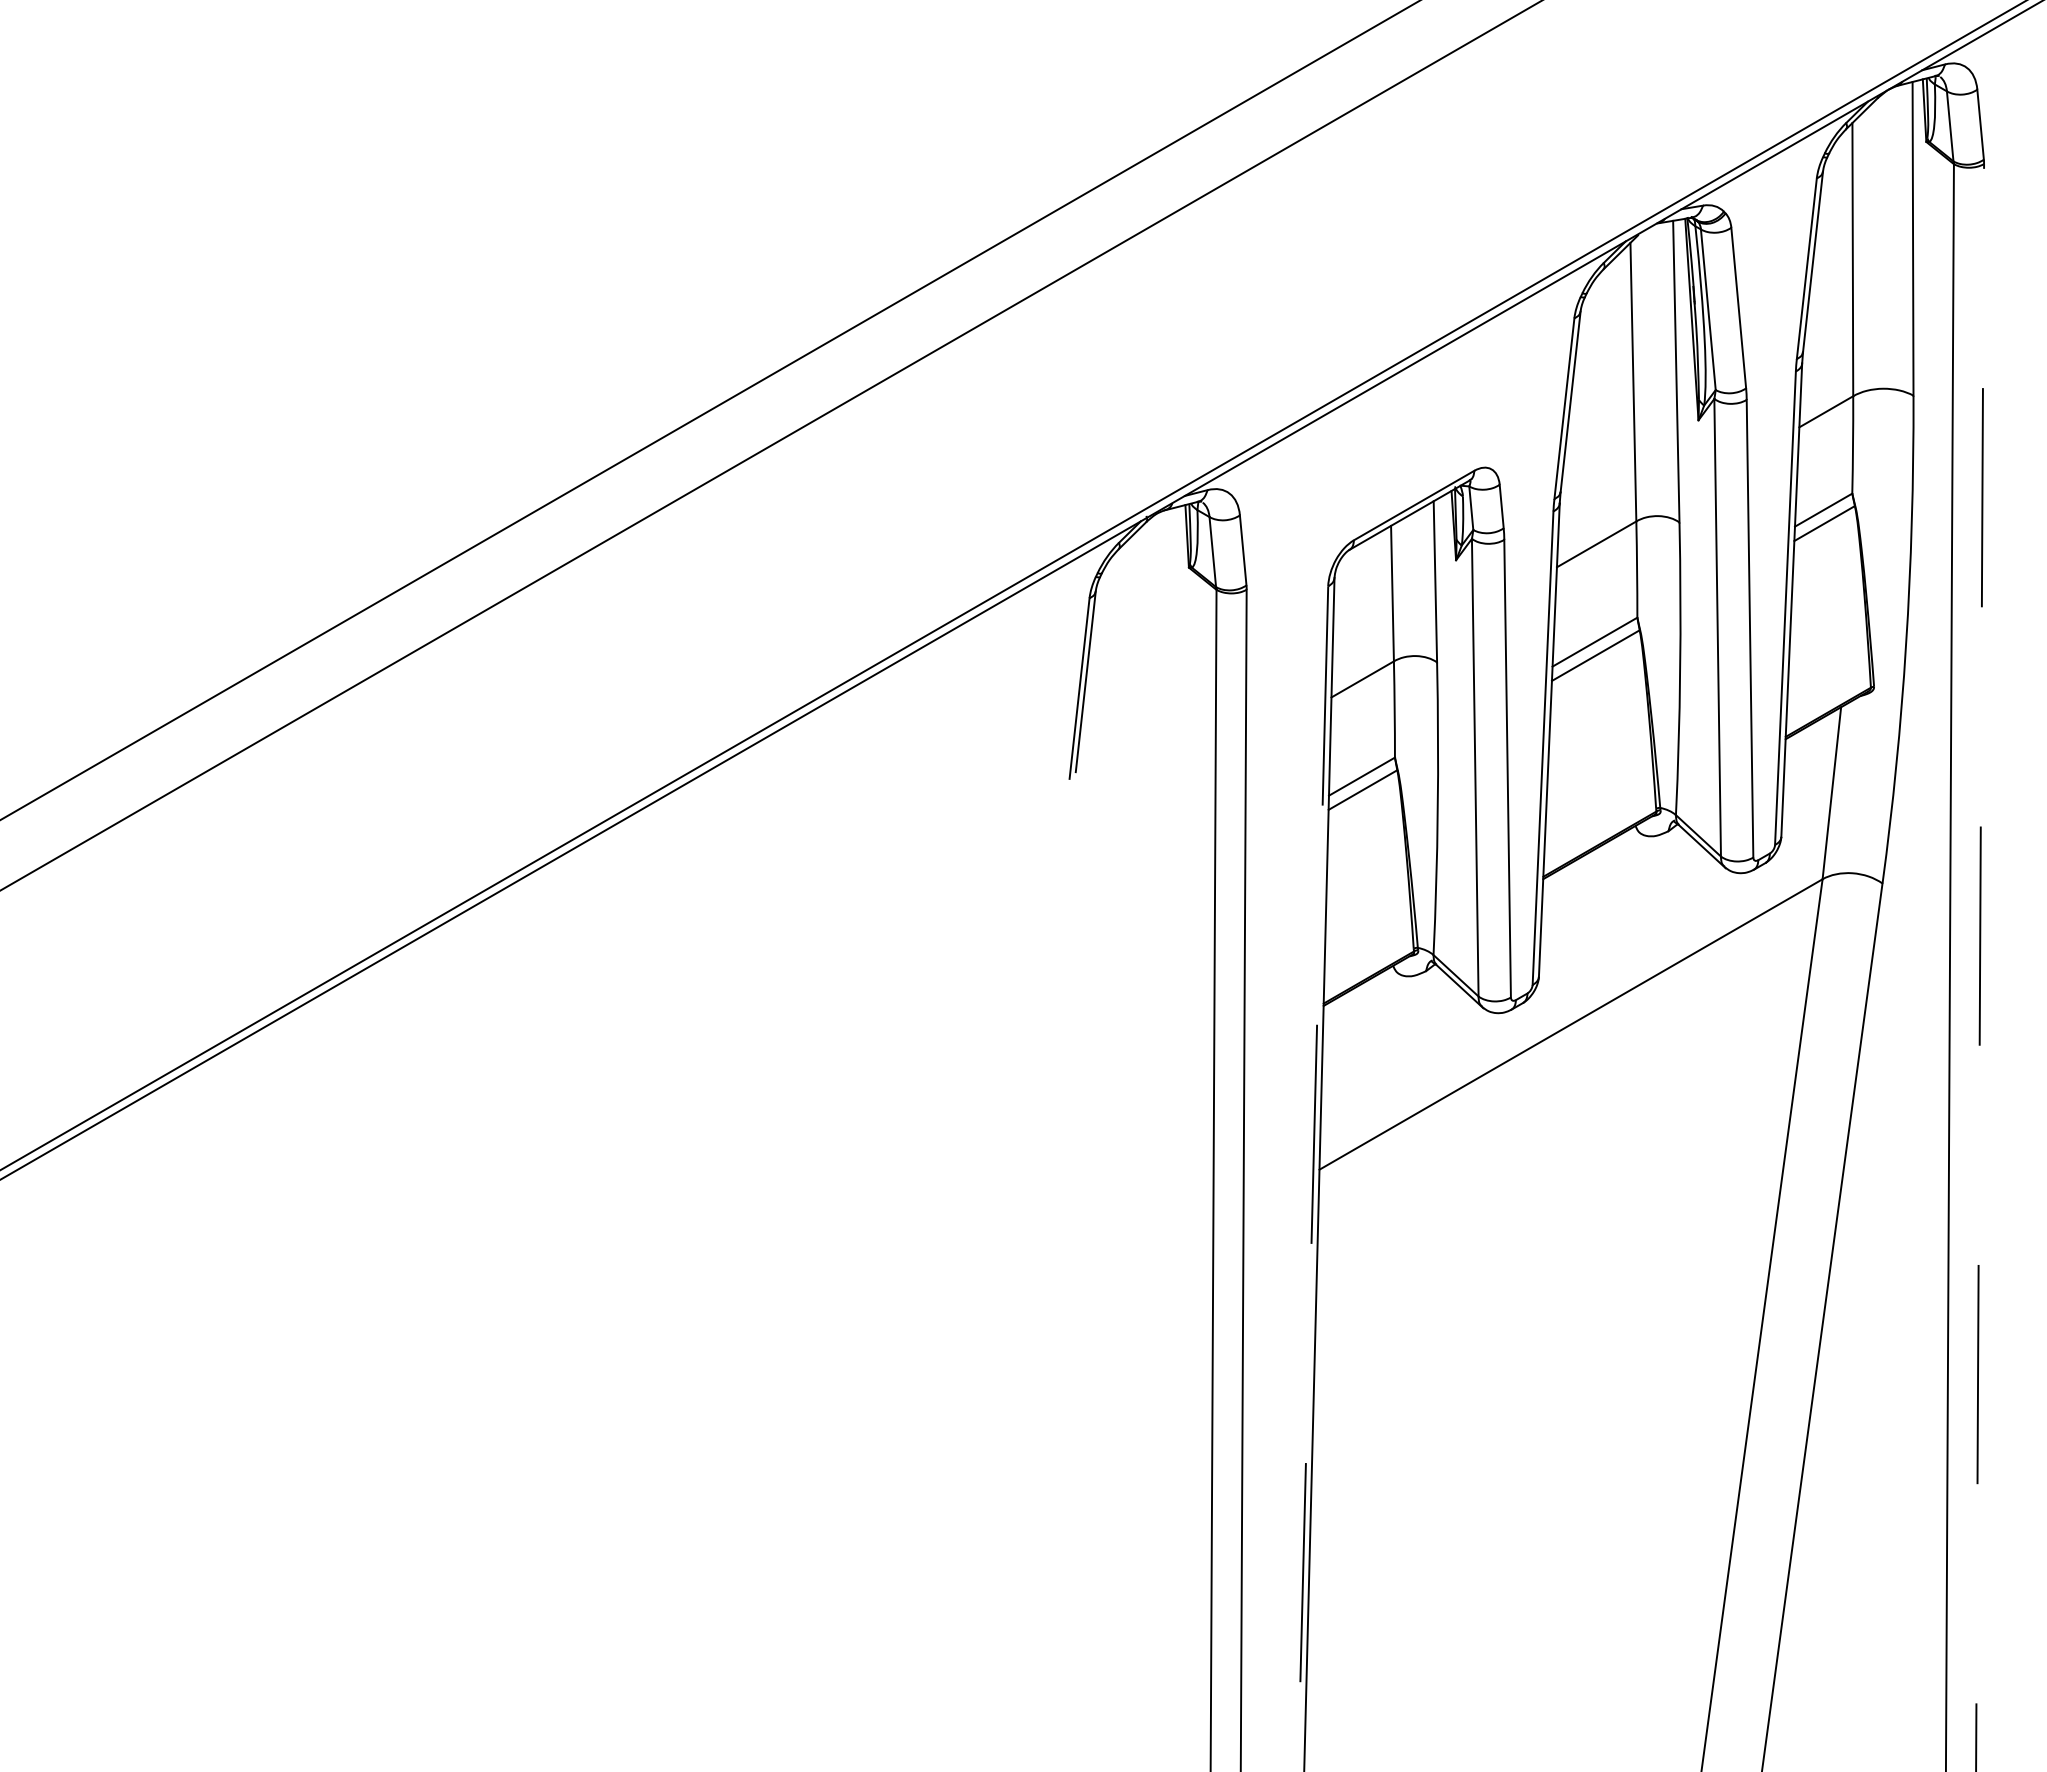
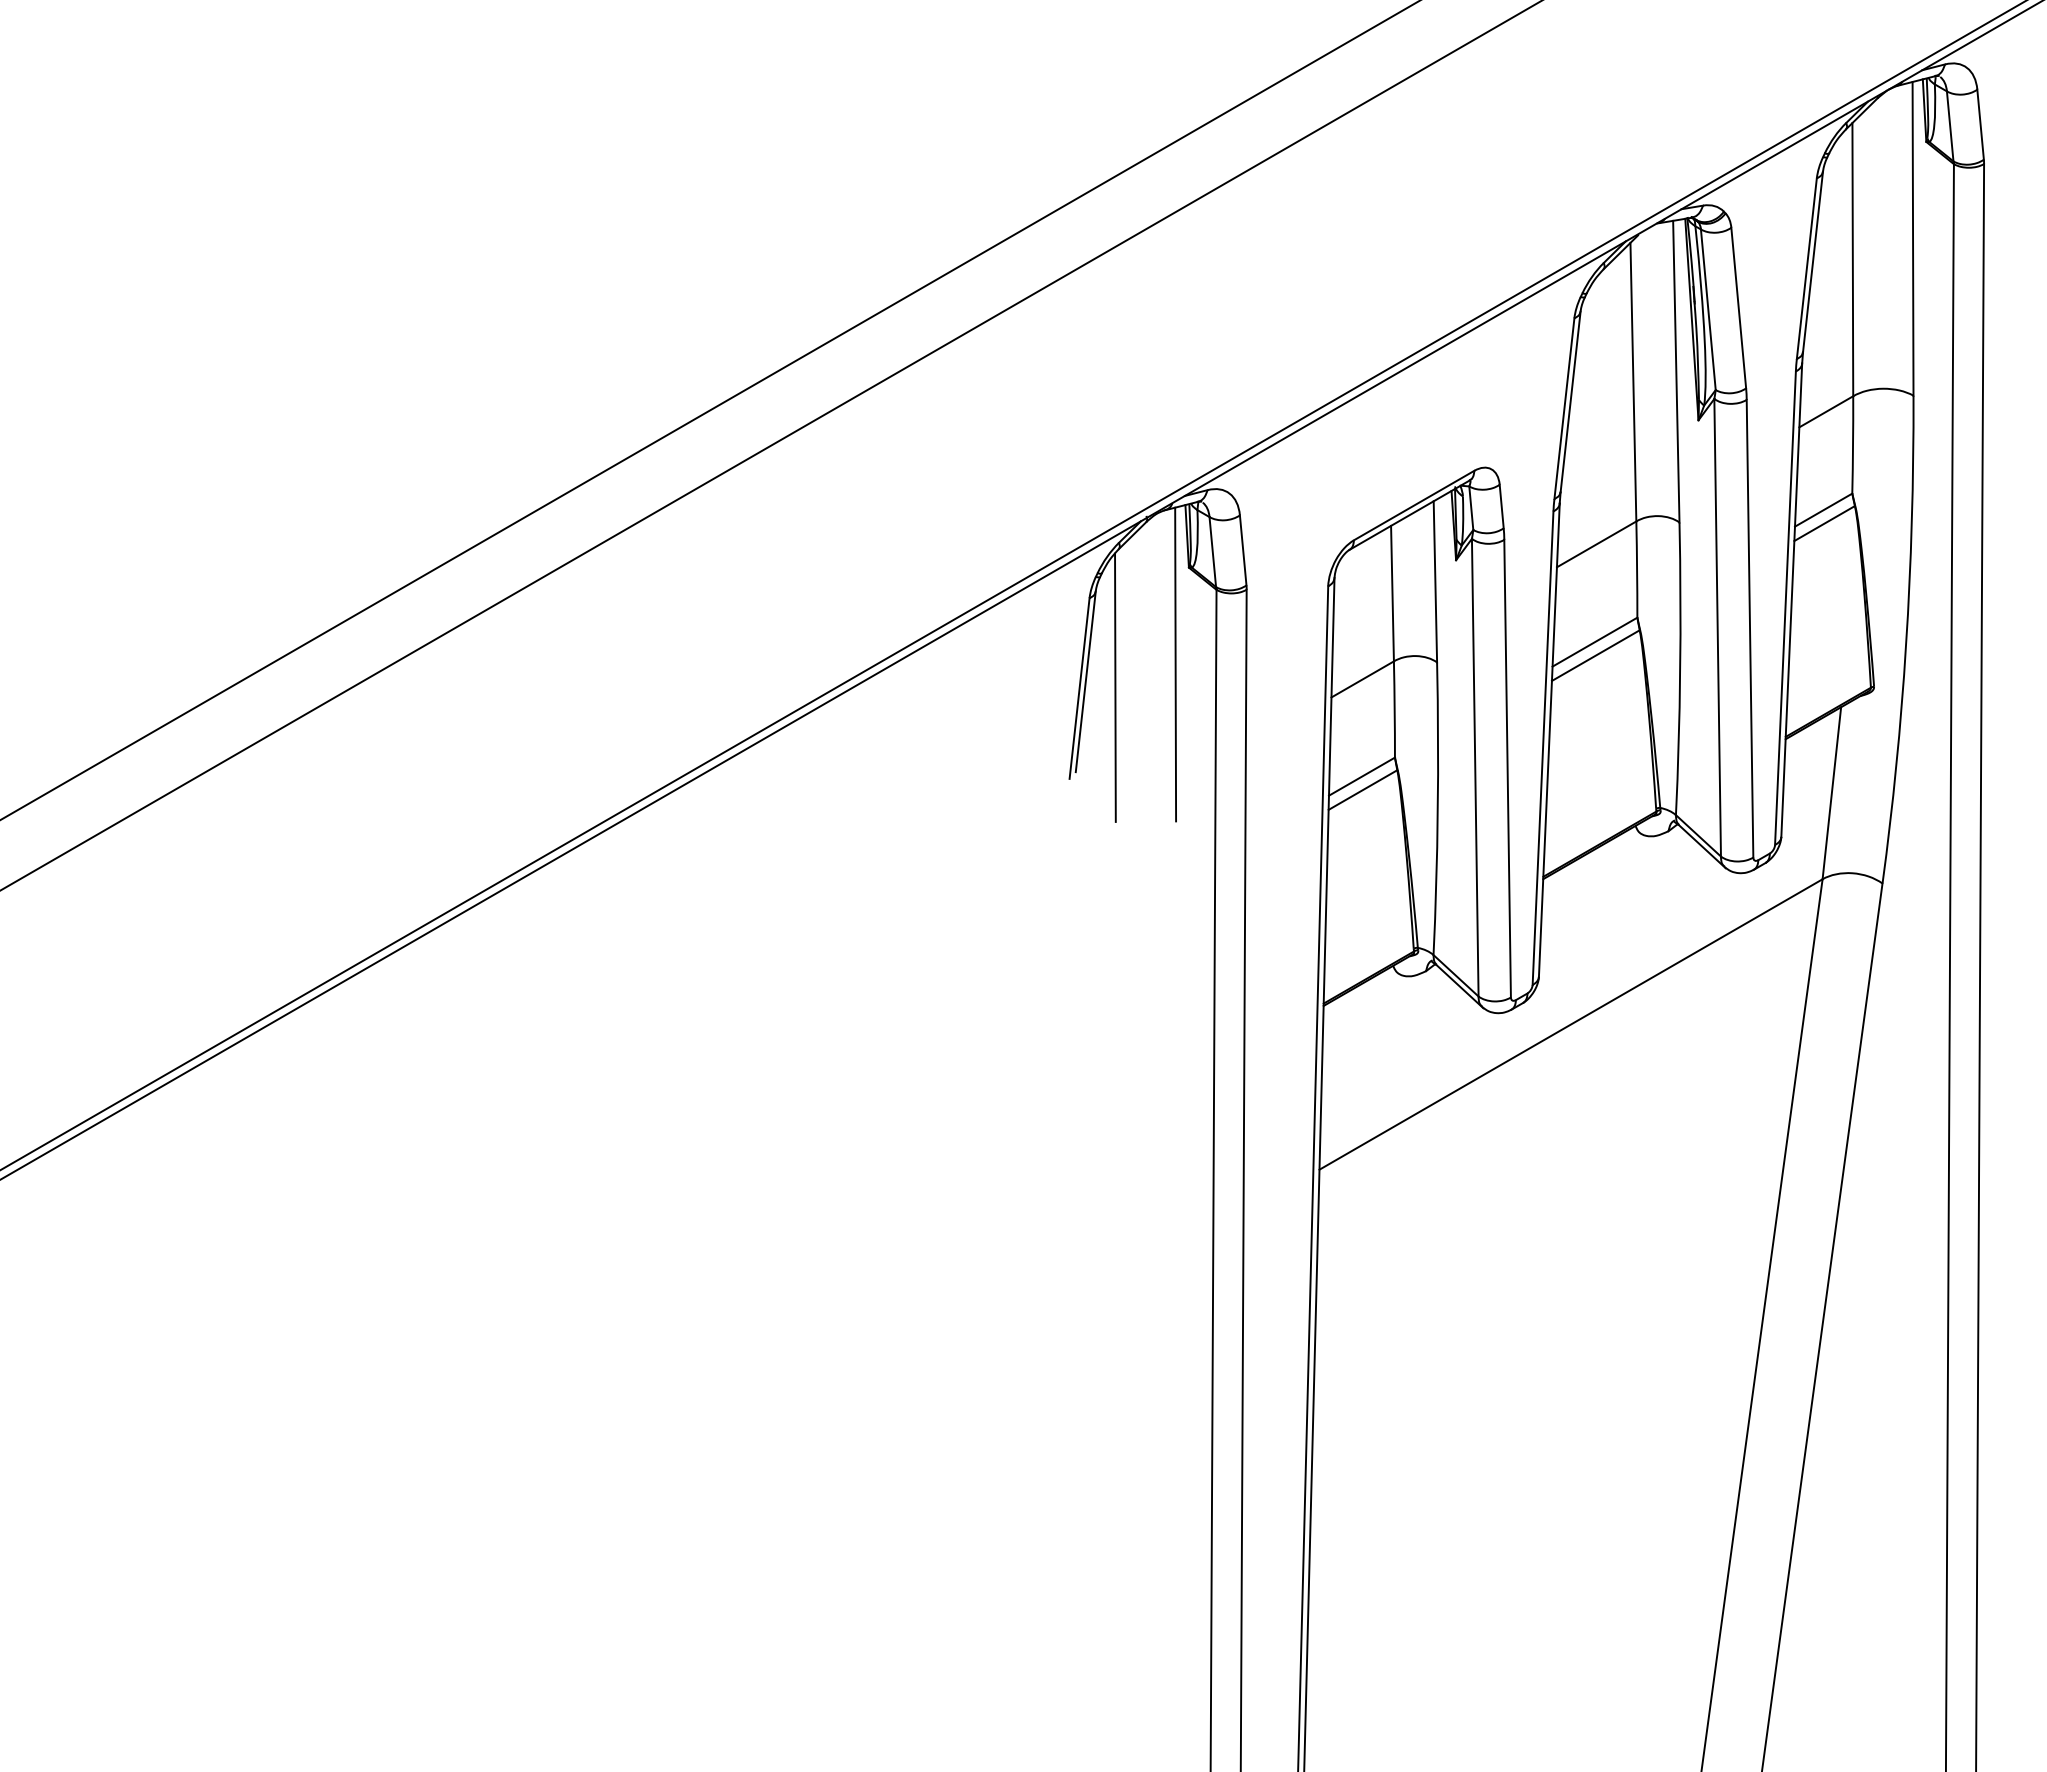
line: none -> present (1175, 664)
line: none -> present (1115, 687)
line: dashed -> solid (1980, 967)
line: dashed -> solid (1313, 1179)
